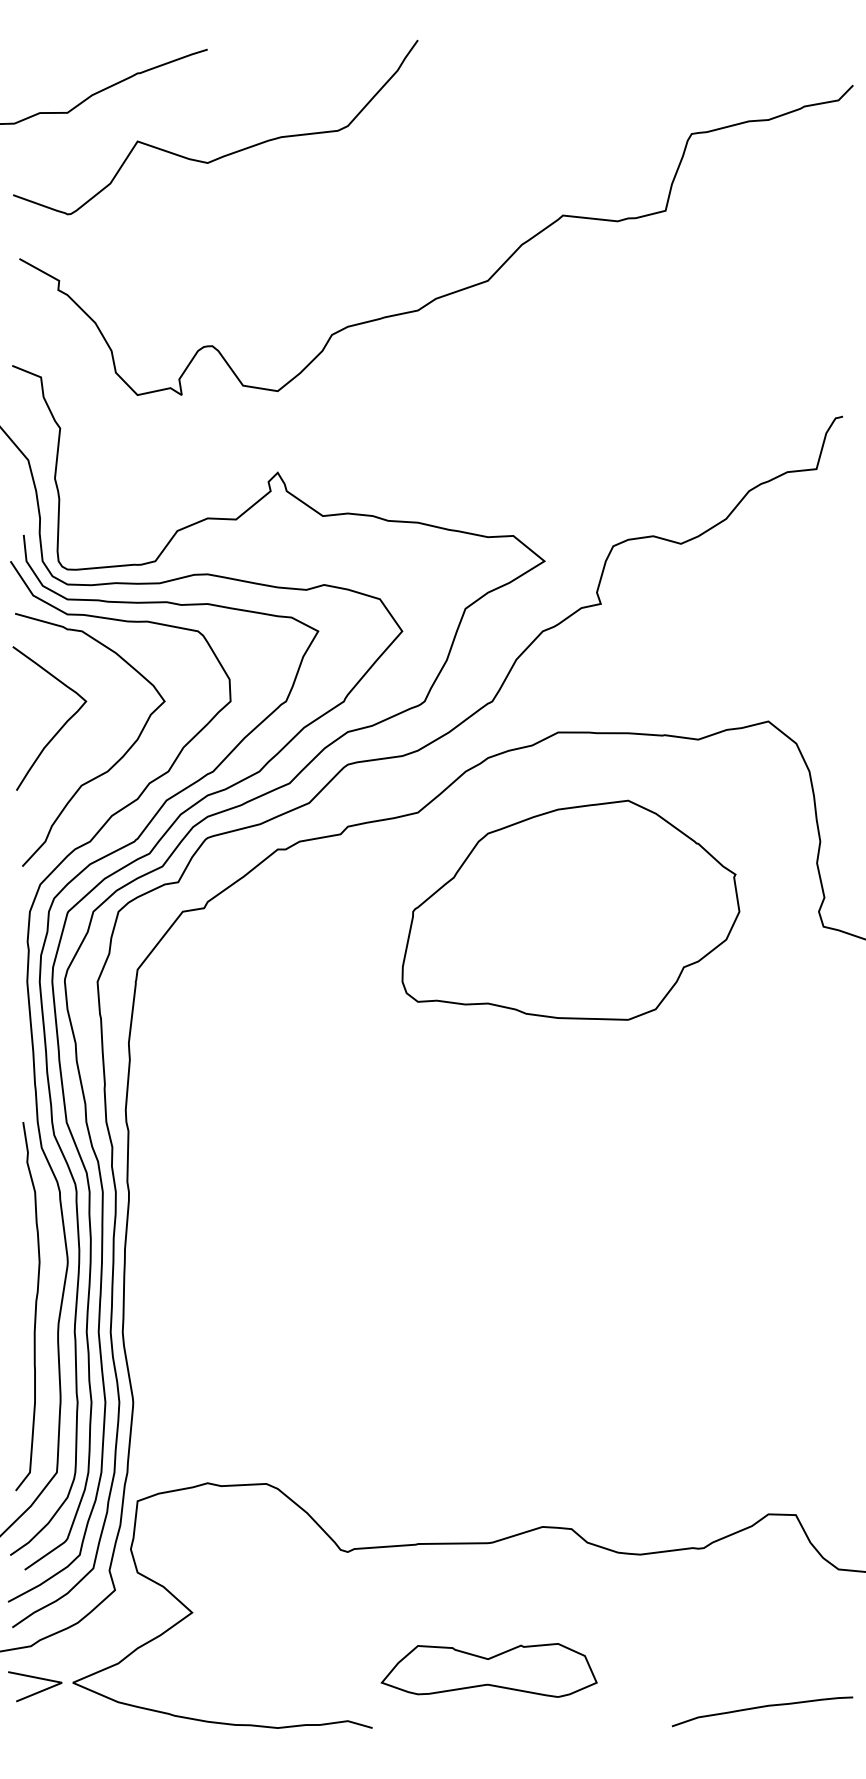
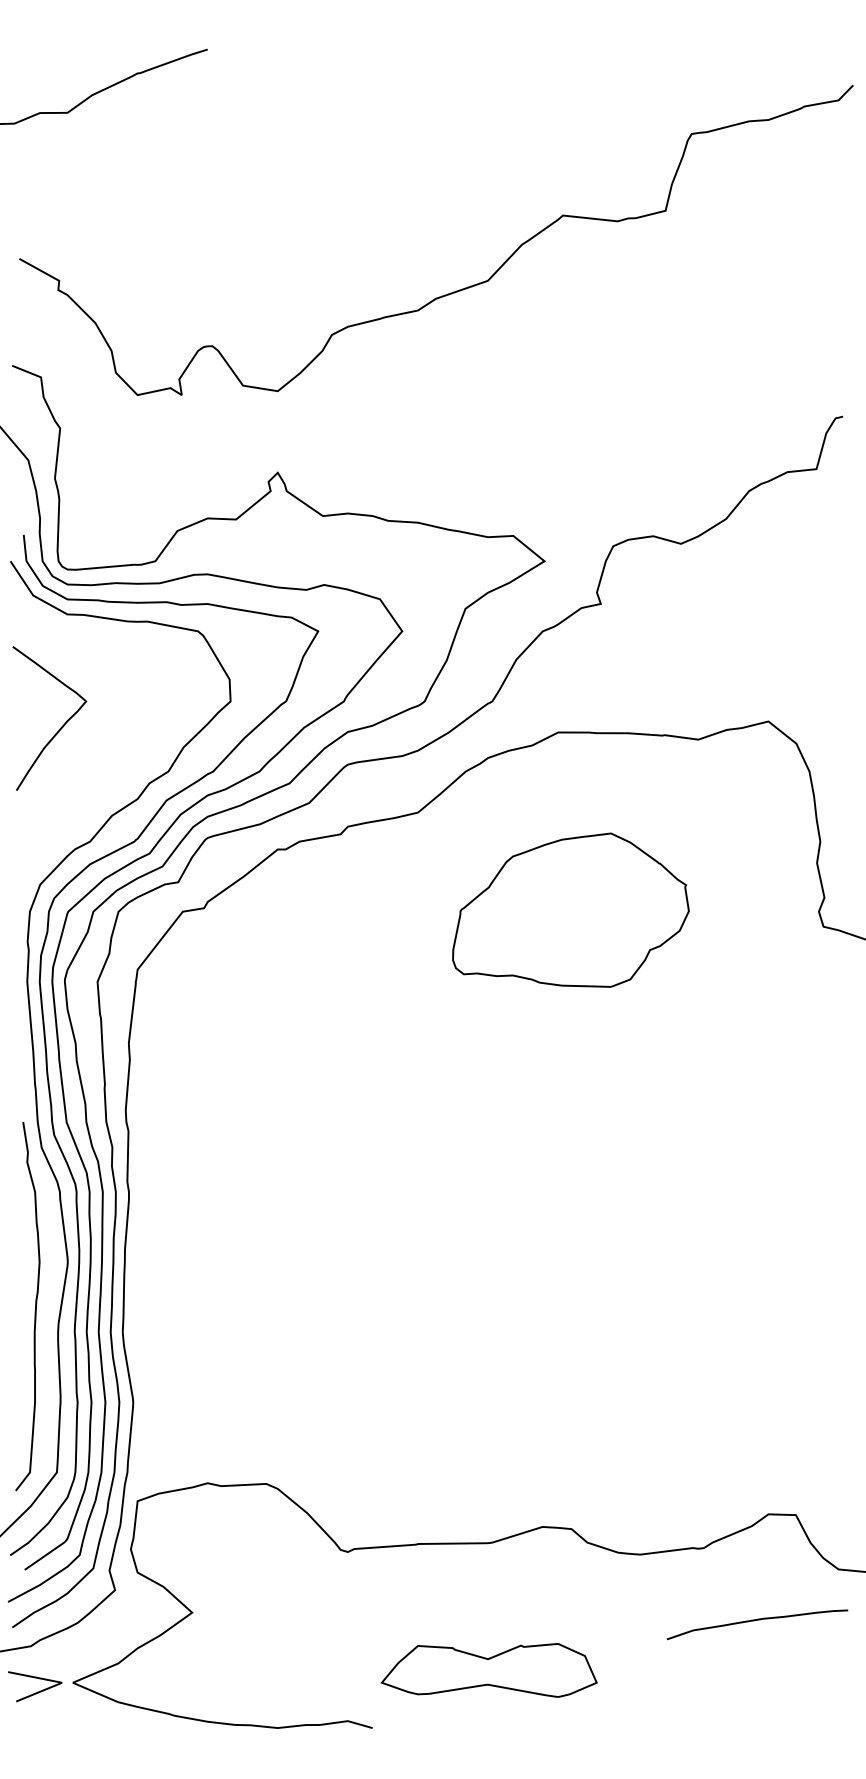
curve: present -> none (225, 154)
curve: present -> none (114, 763)
part size: 340x222 px -> 238x156 px (570, 909)
curve position: (762, 1707) -> (757, 1620) (757, 1620)
